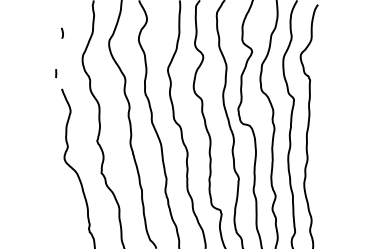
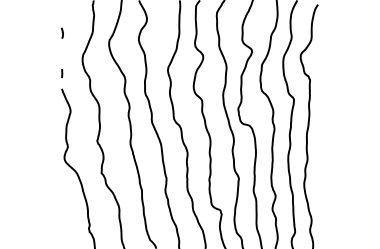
curve position: (56, 73) -> (62, 73) (62, 73)
